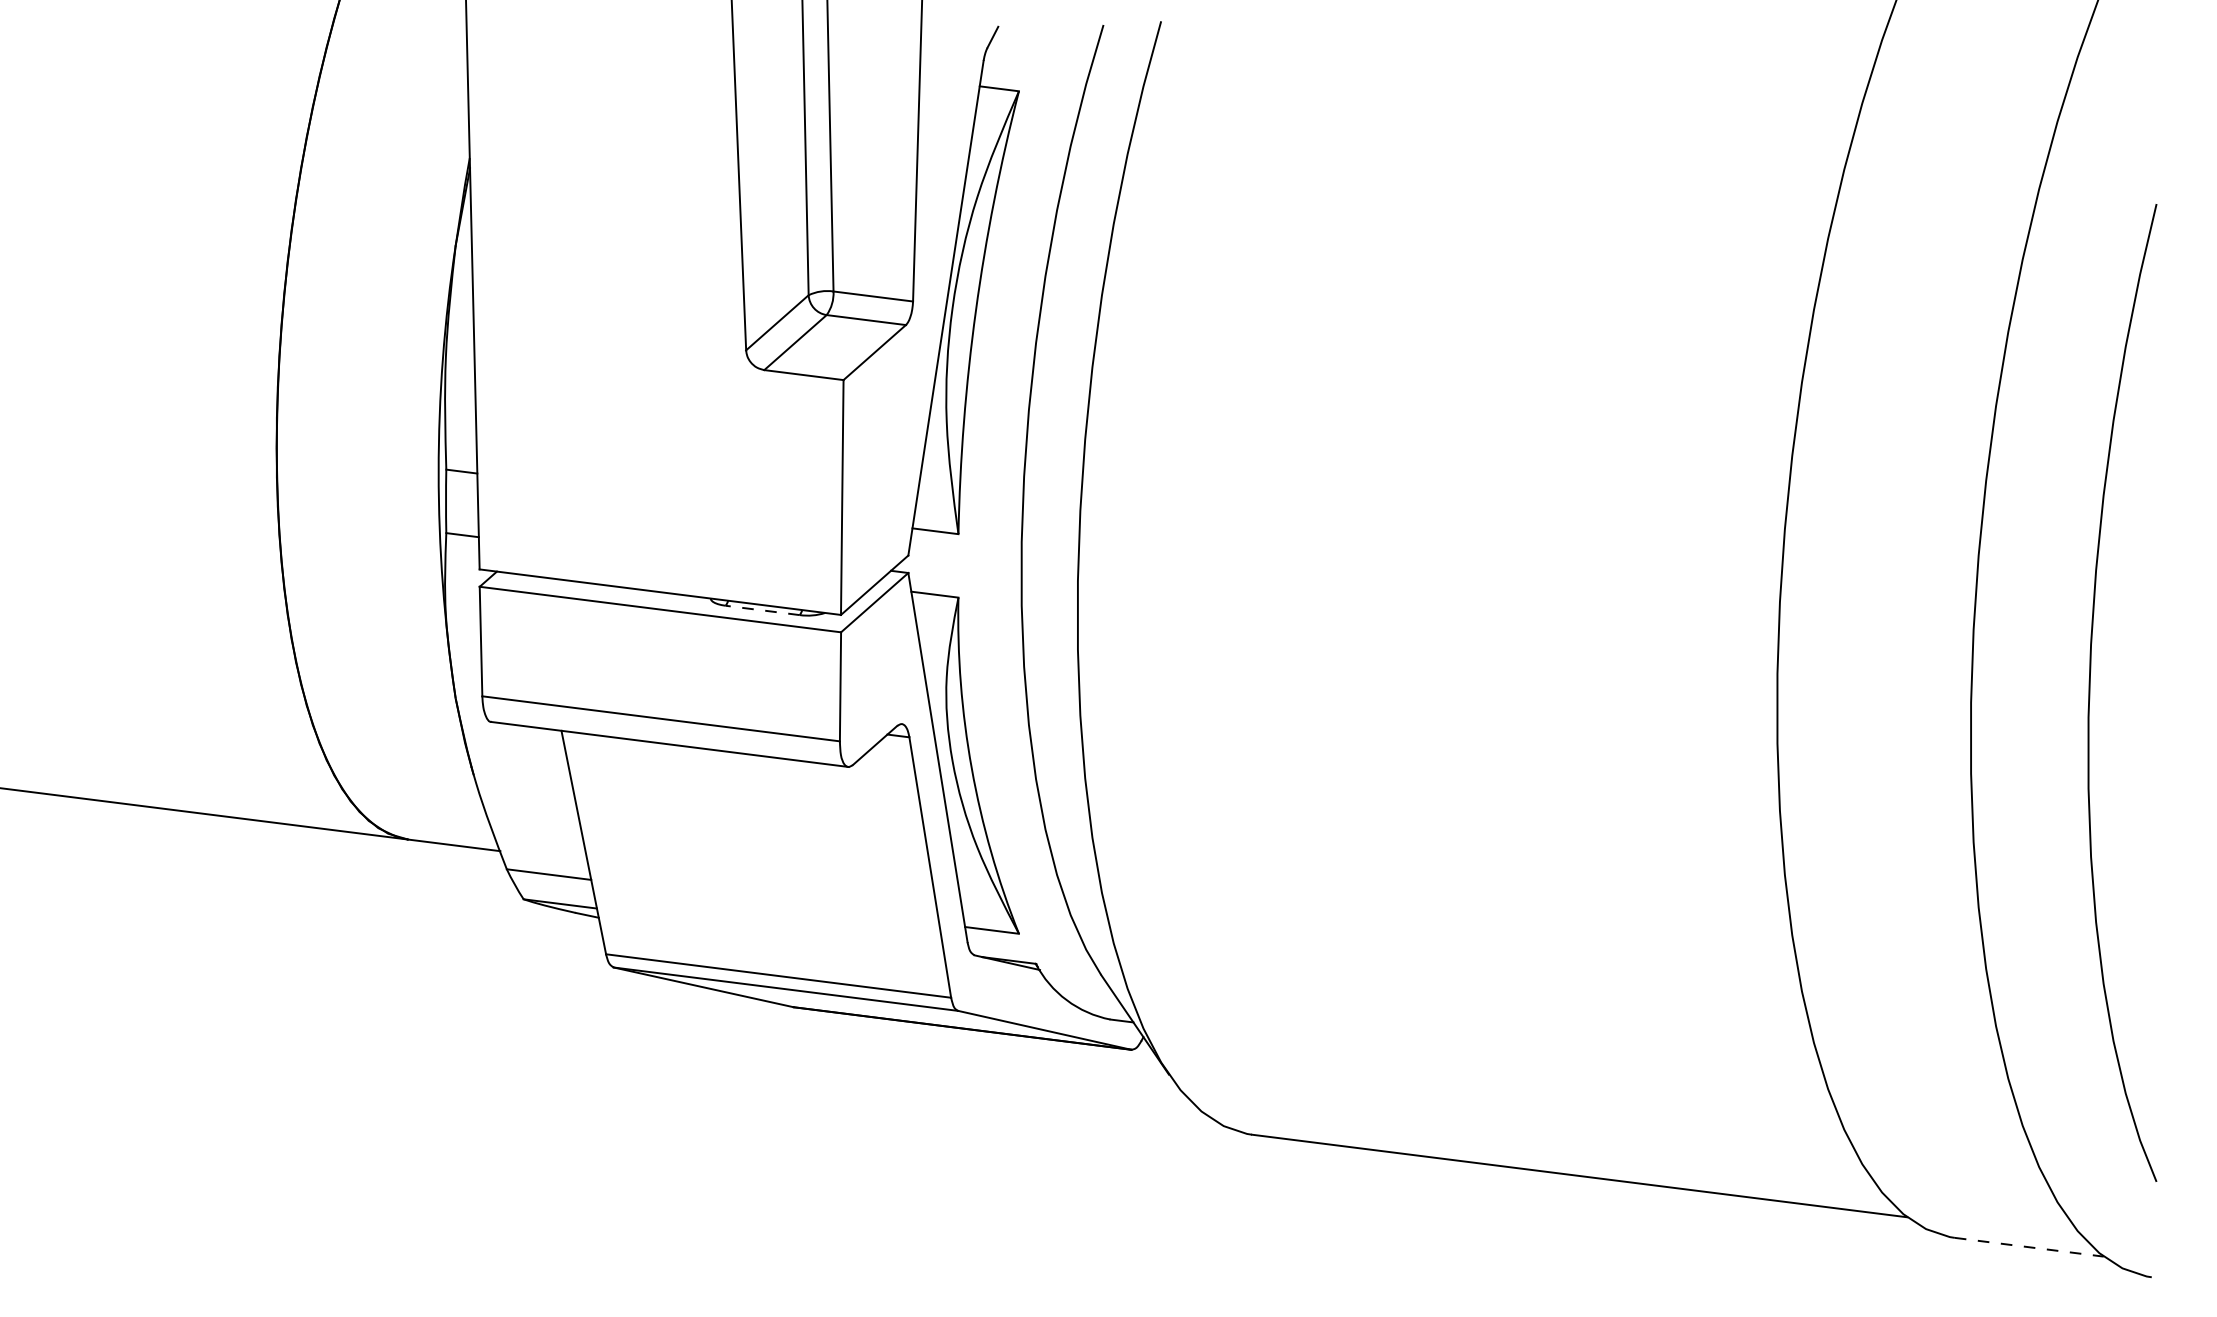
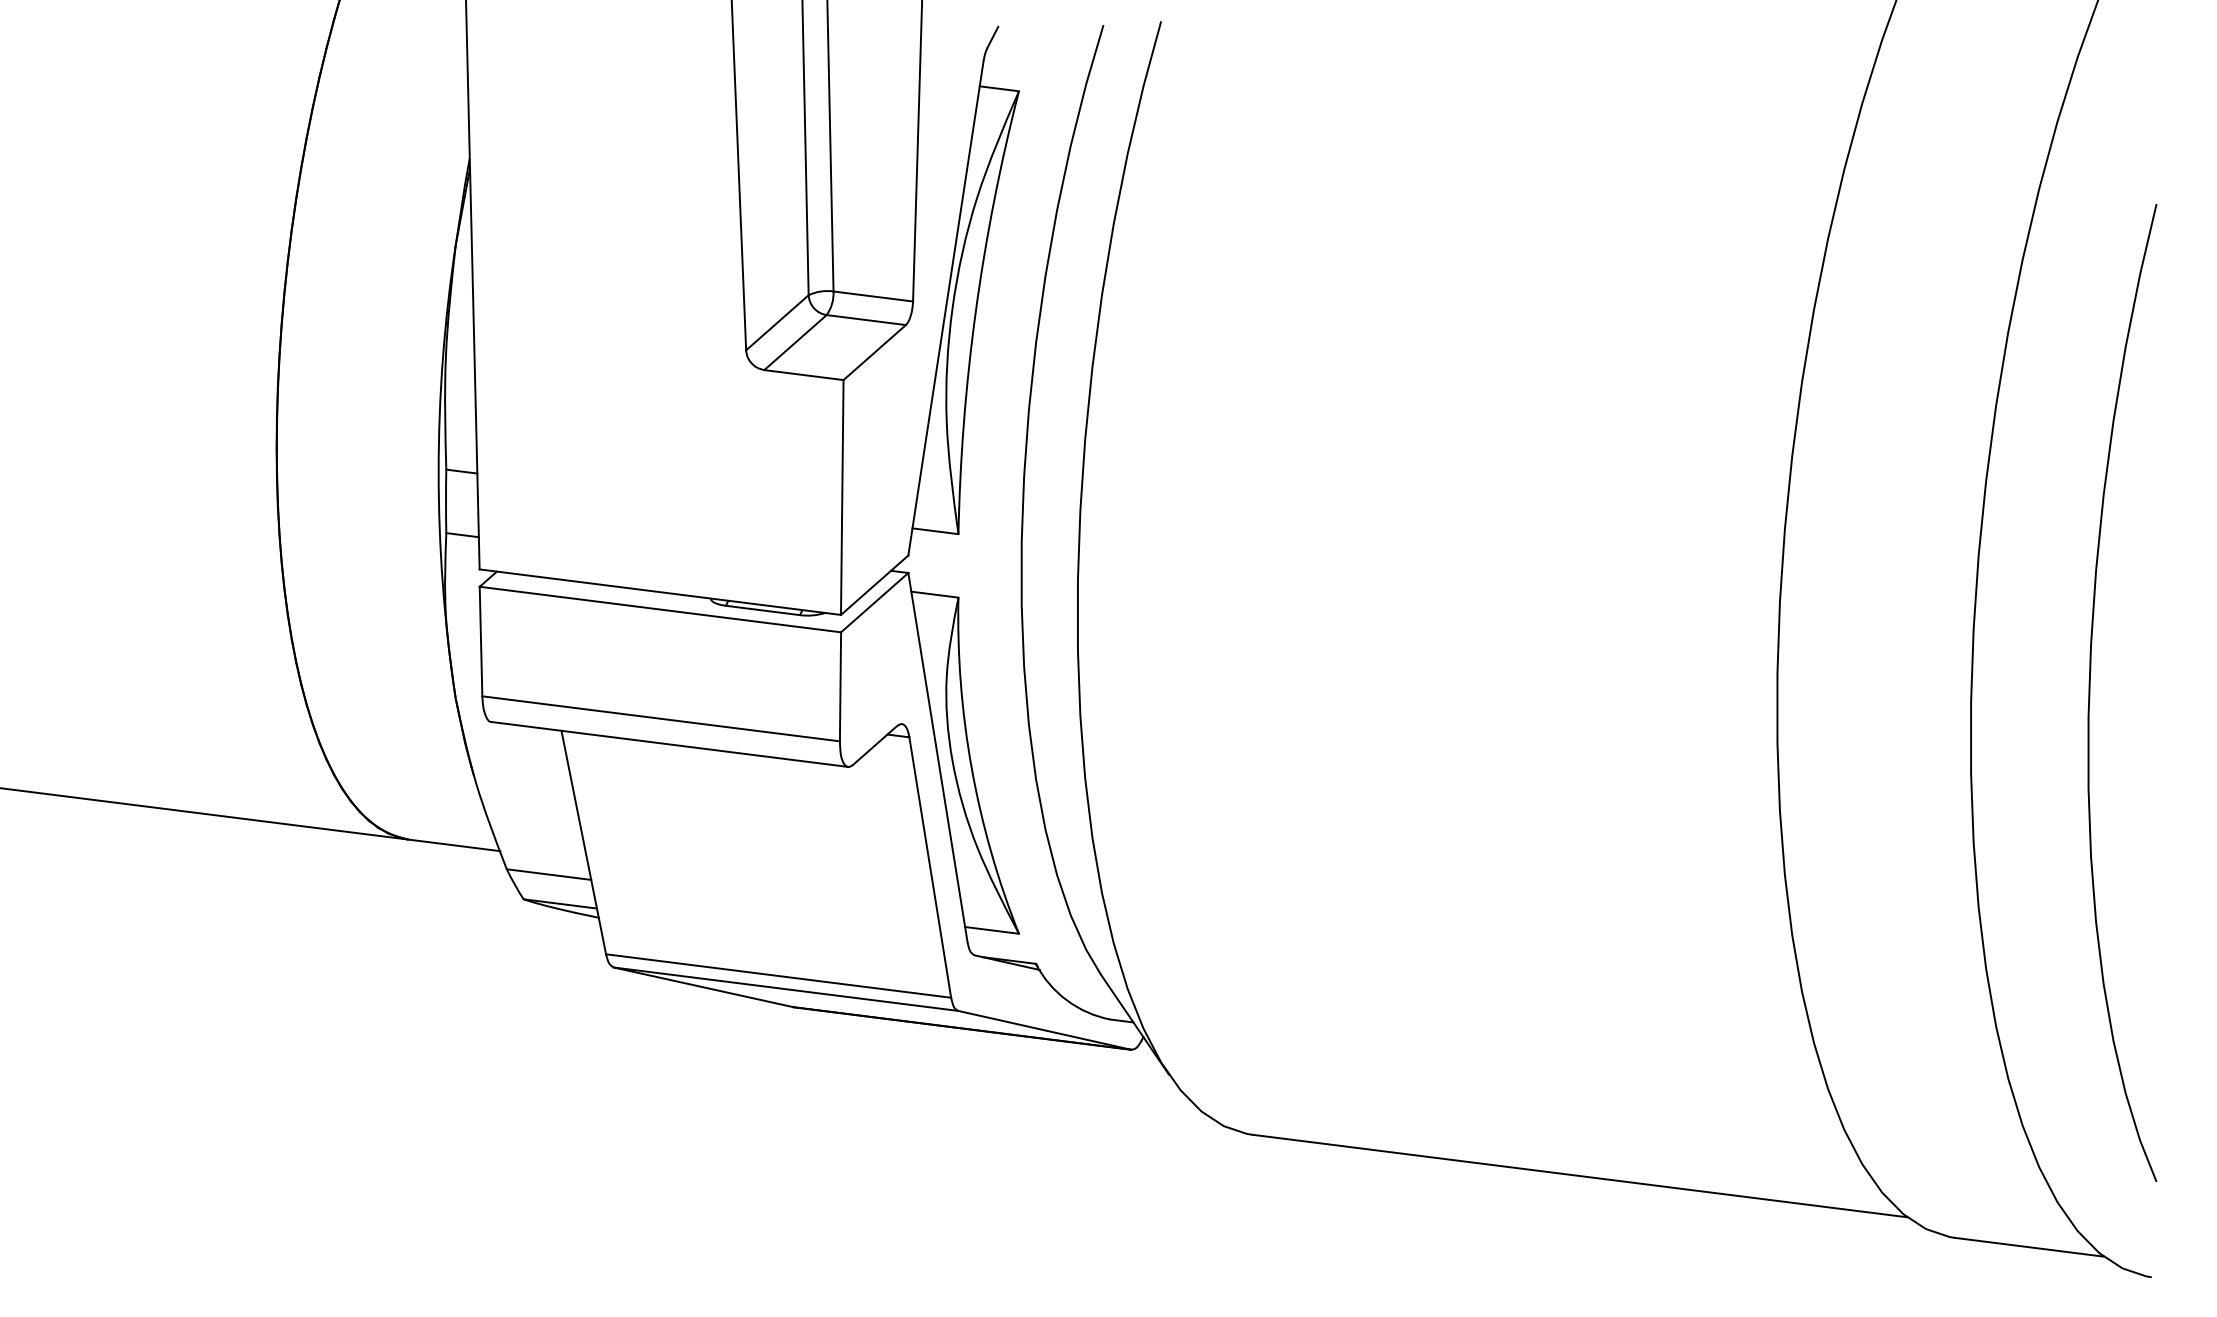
line: dashed -> solid (762, 610)
line: dashed -> solid (2029, 1247)
